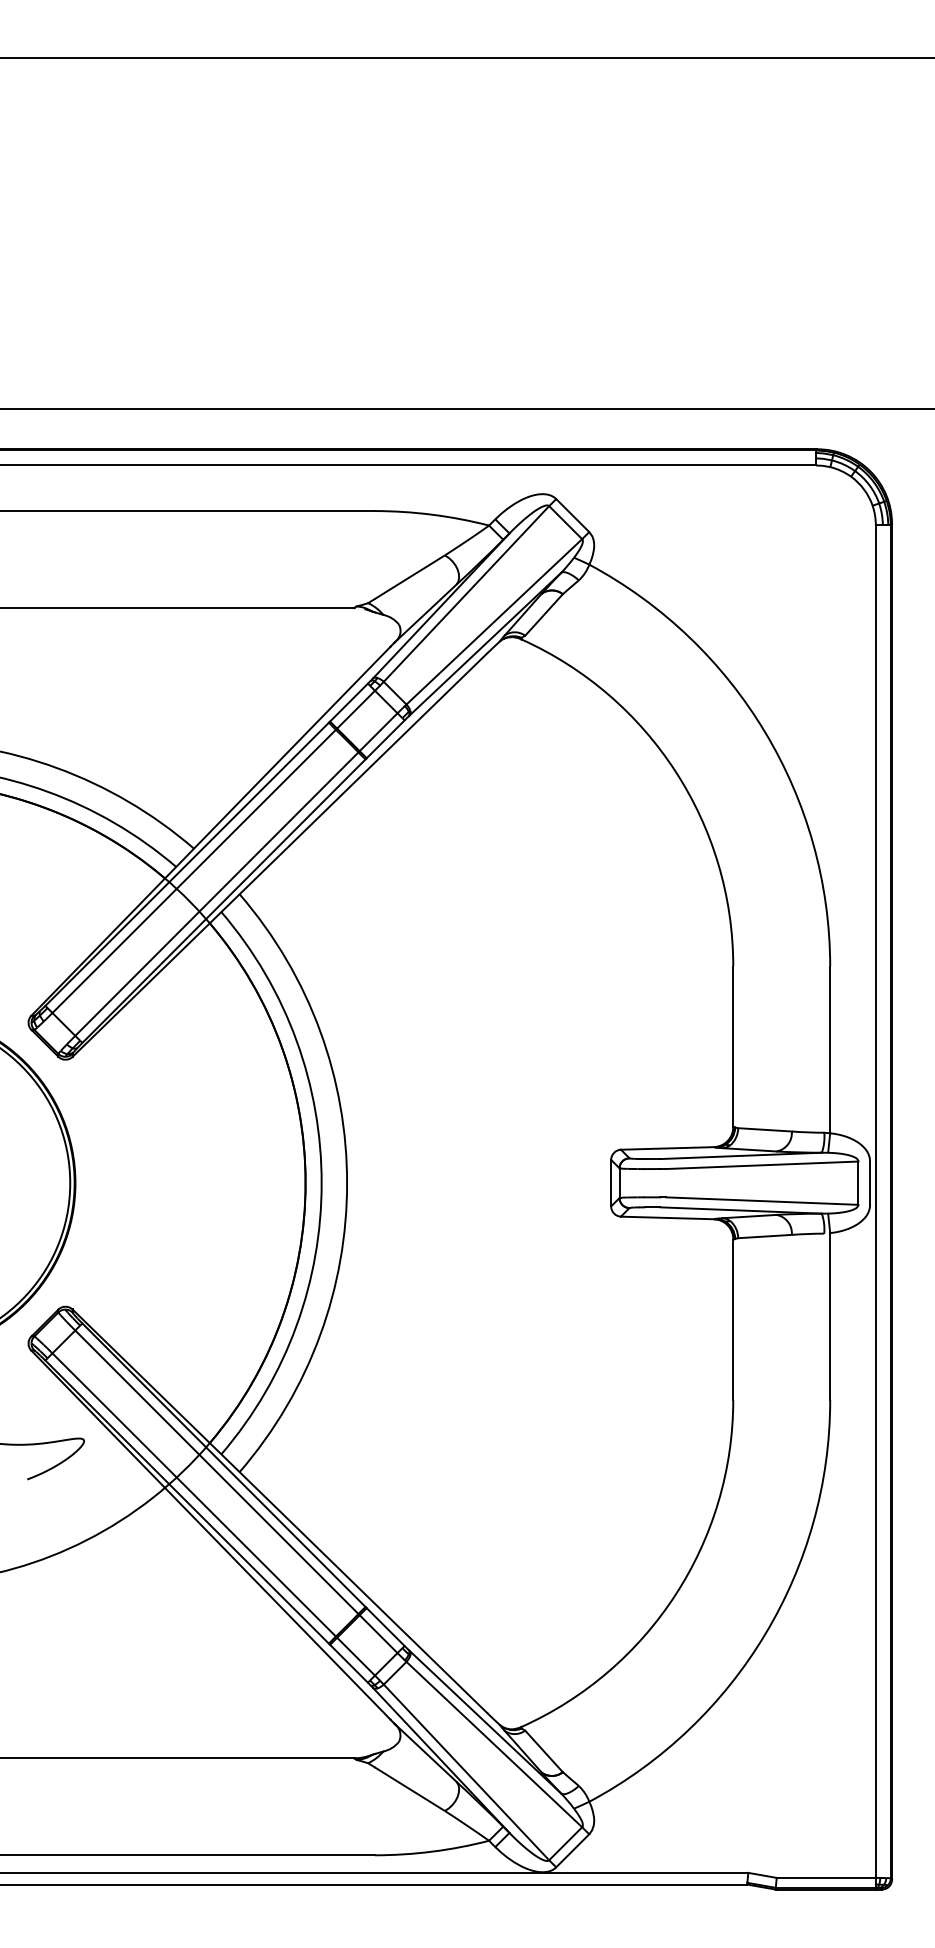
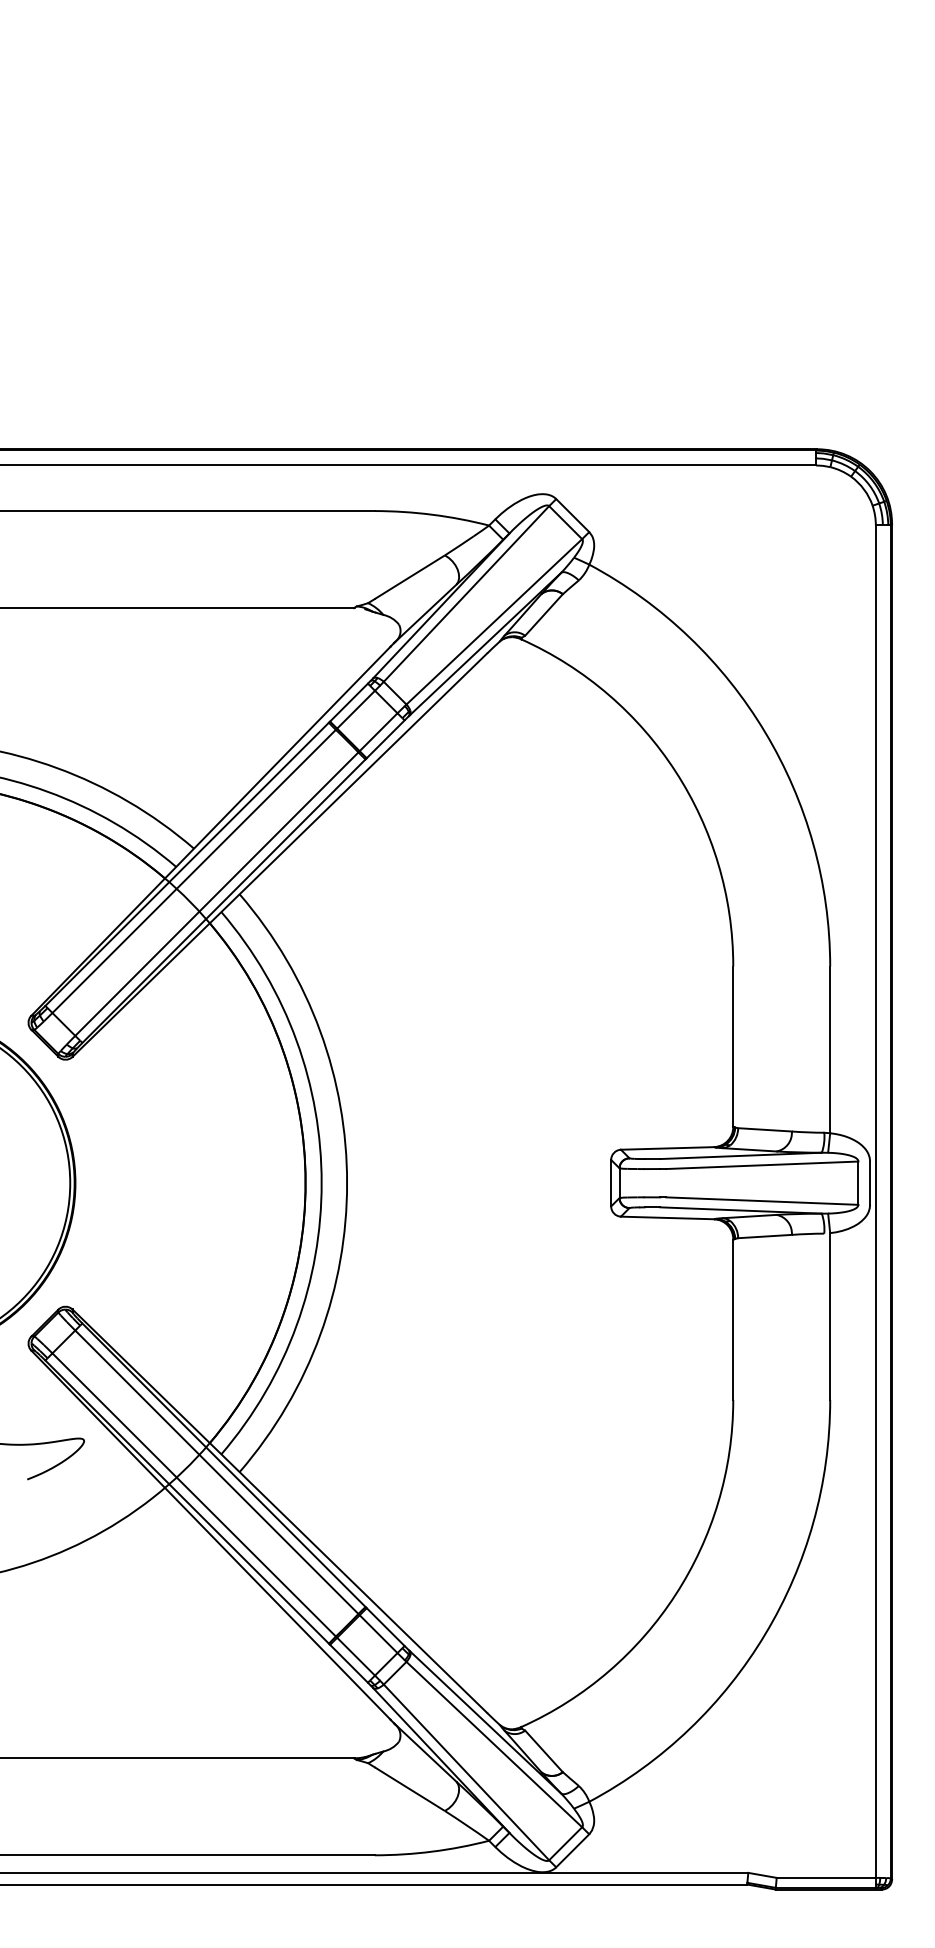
line: present -> none (466, 58)
line: present -> none (466, 409)
